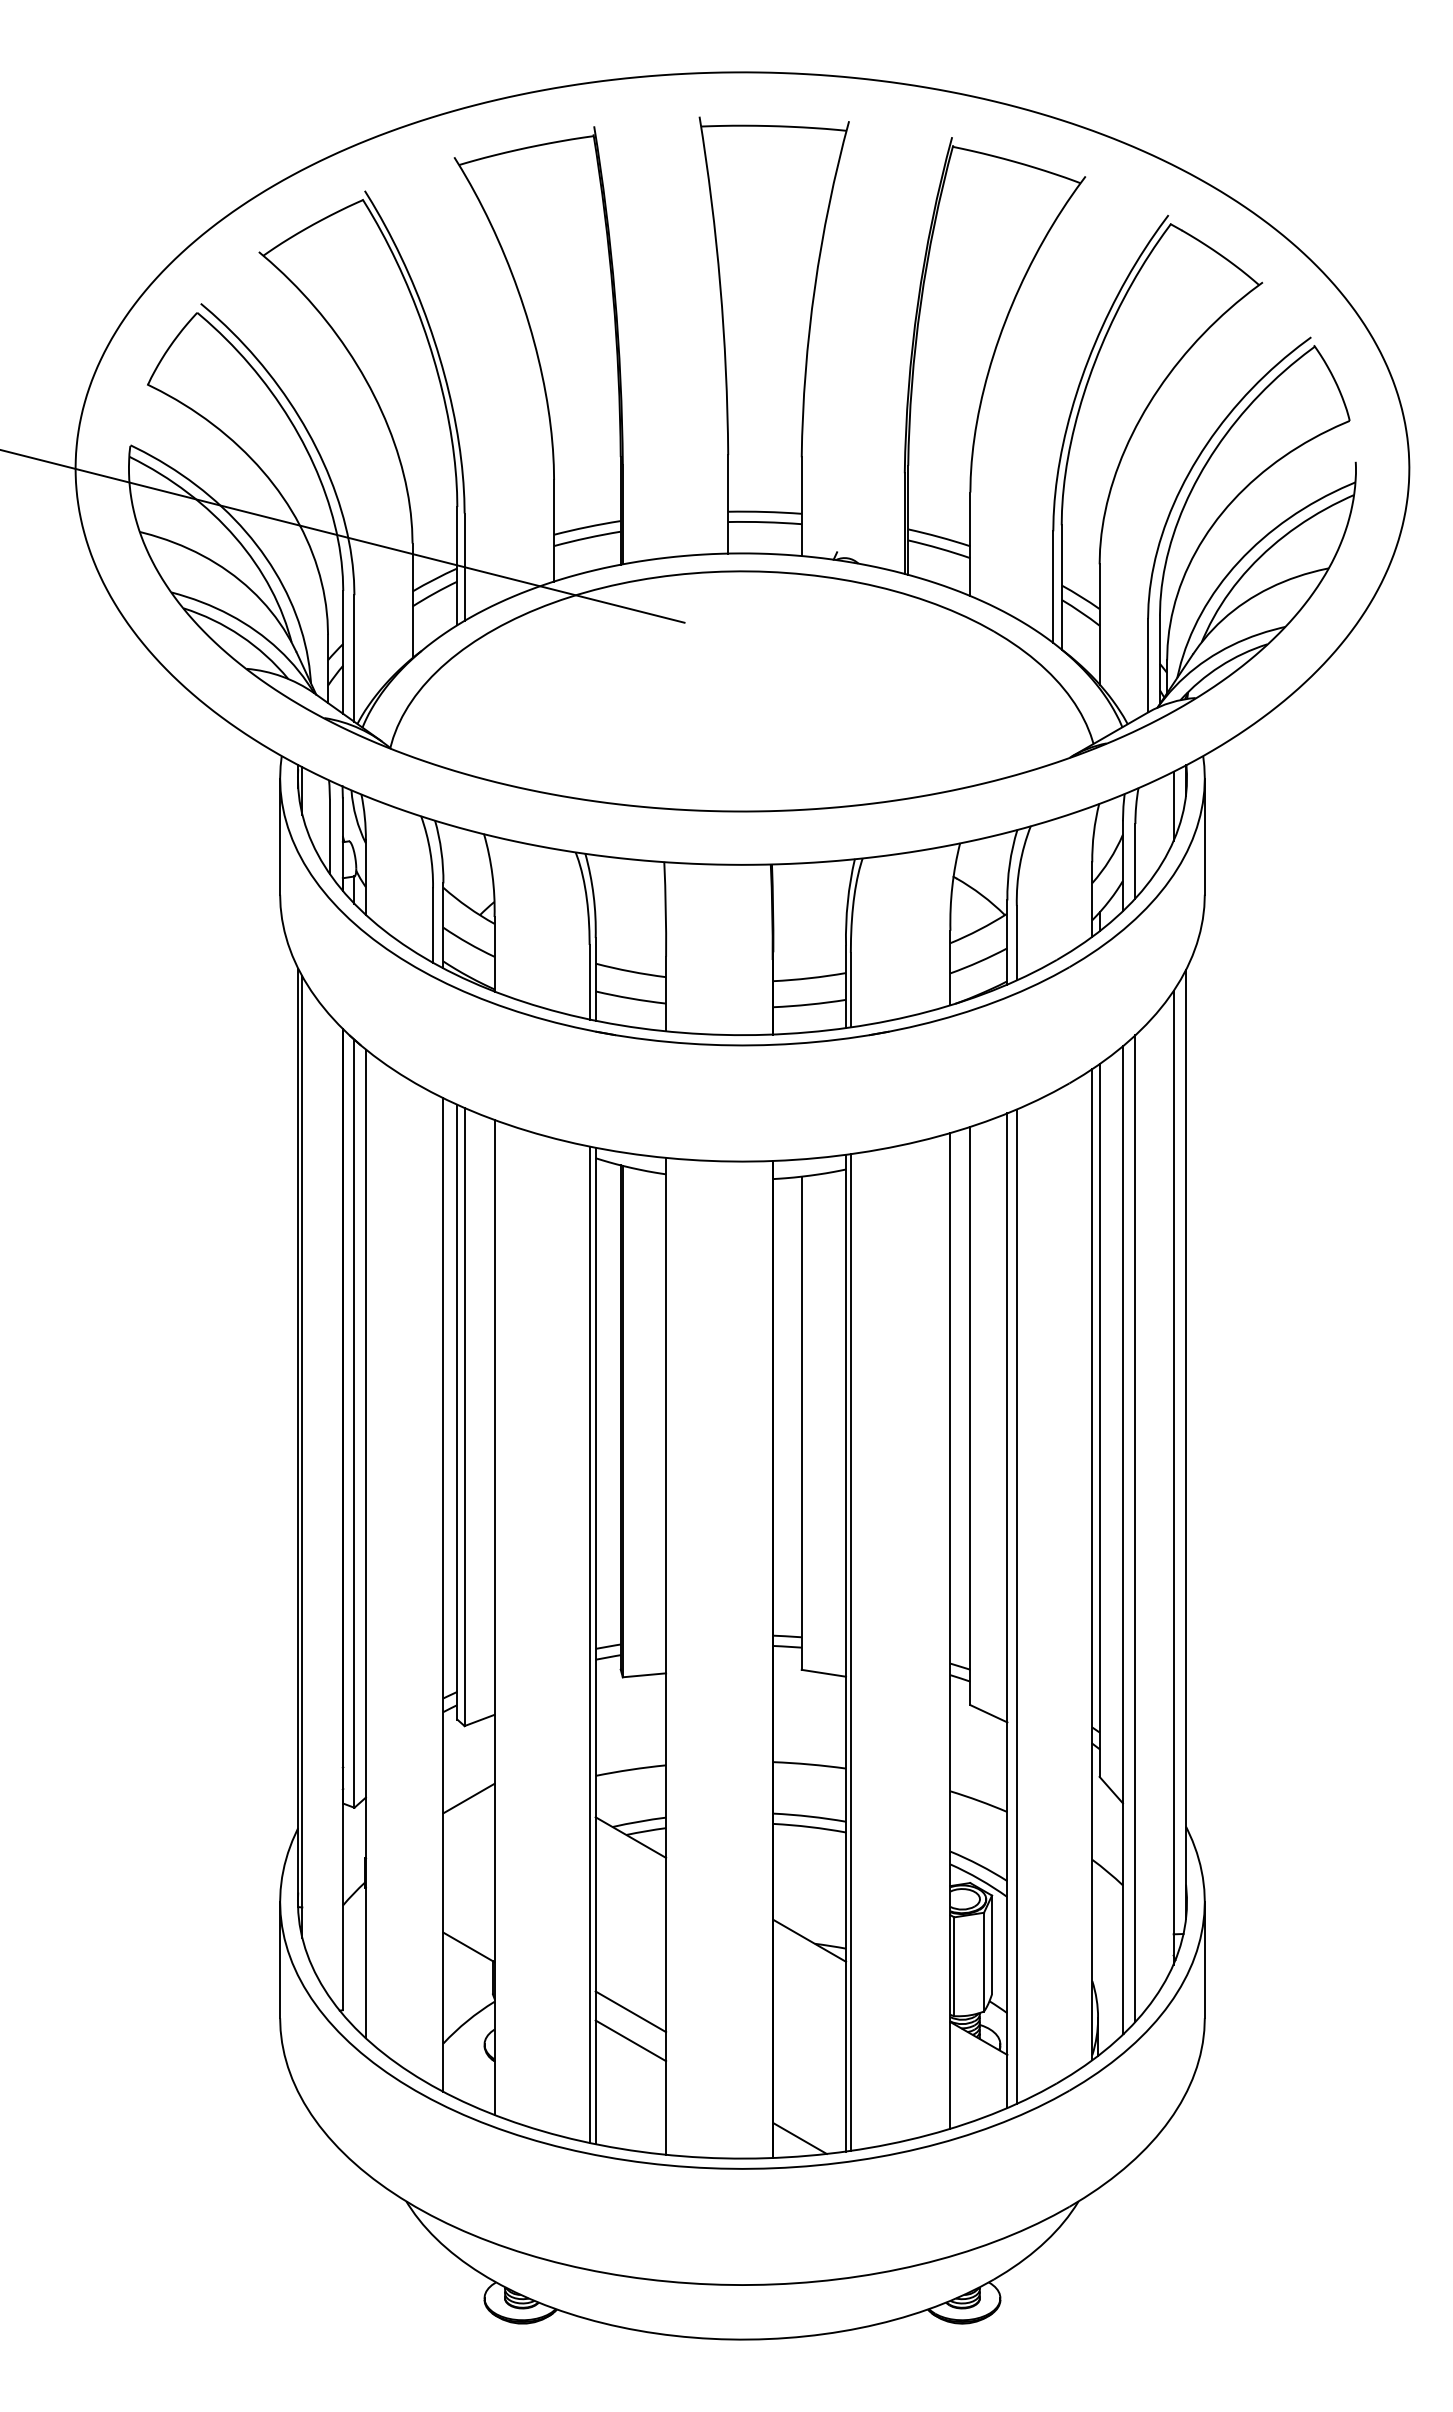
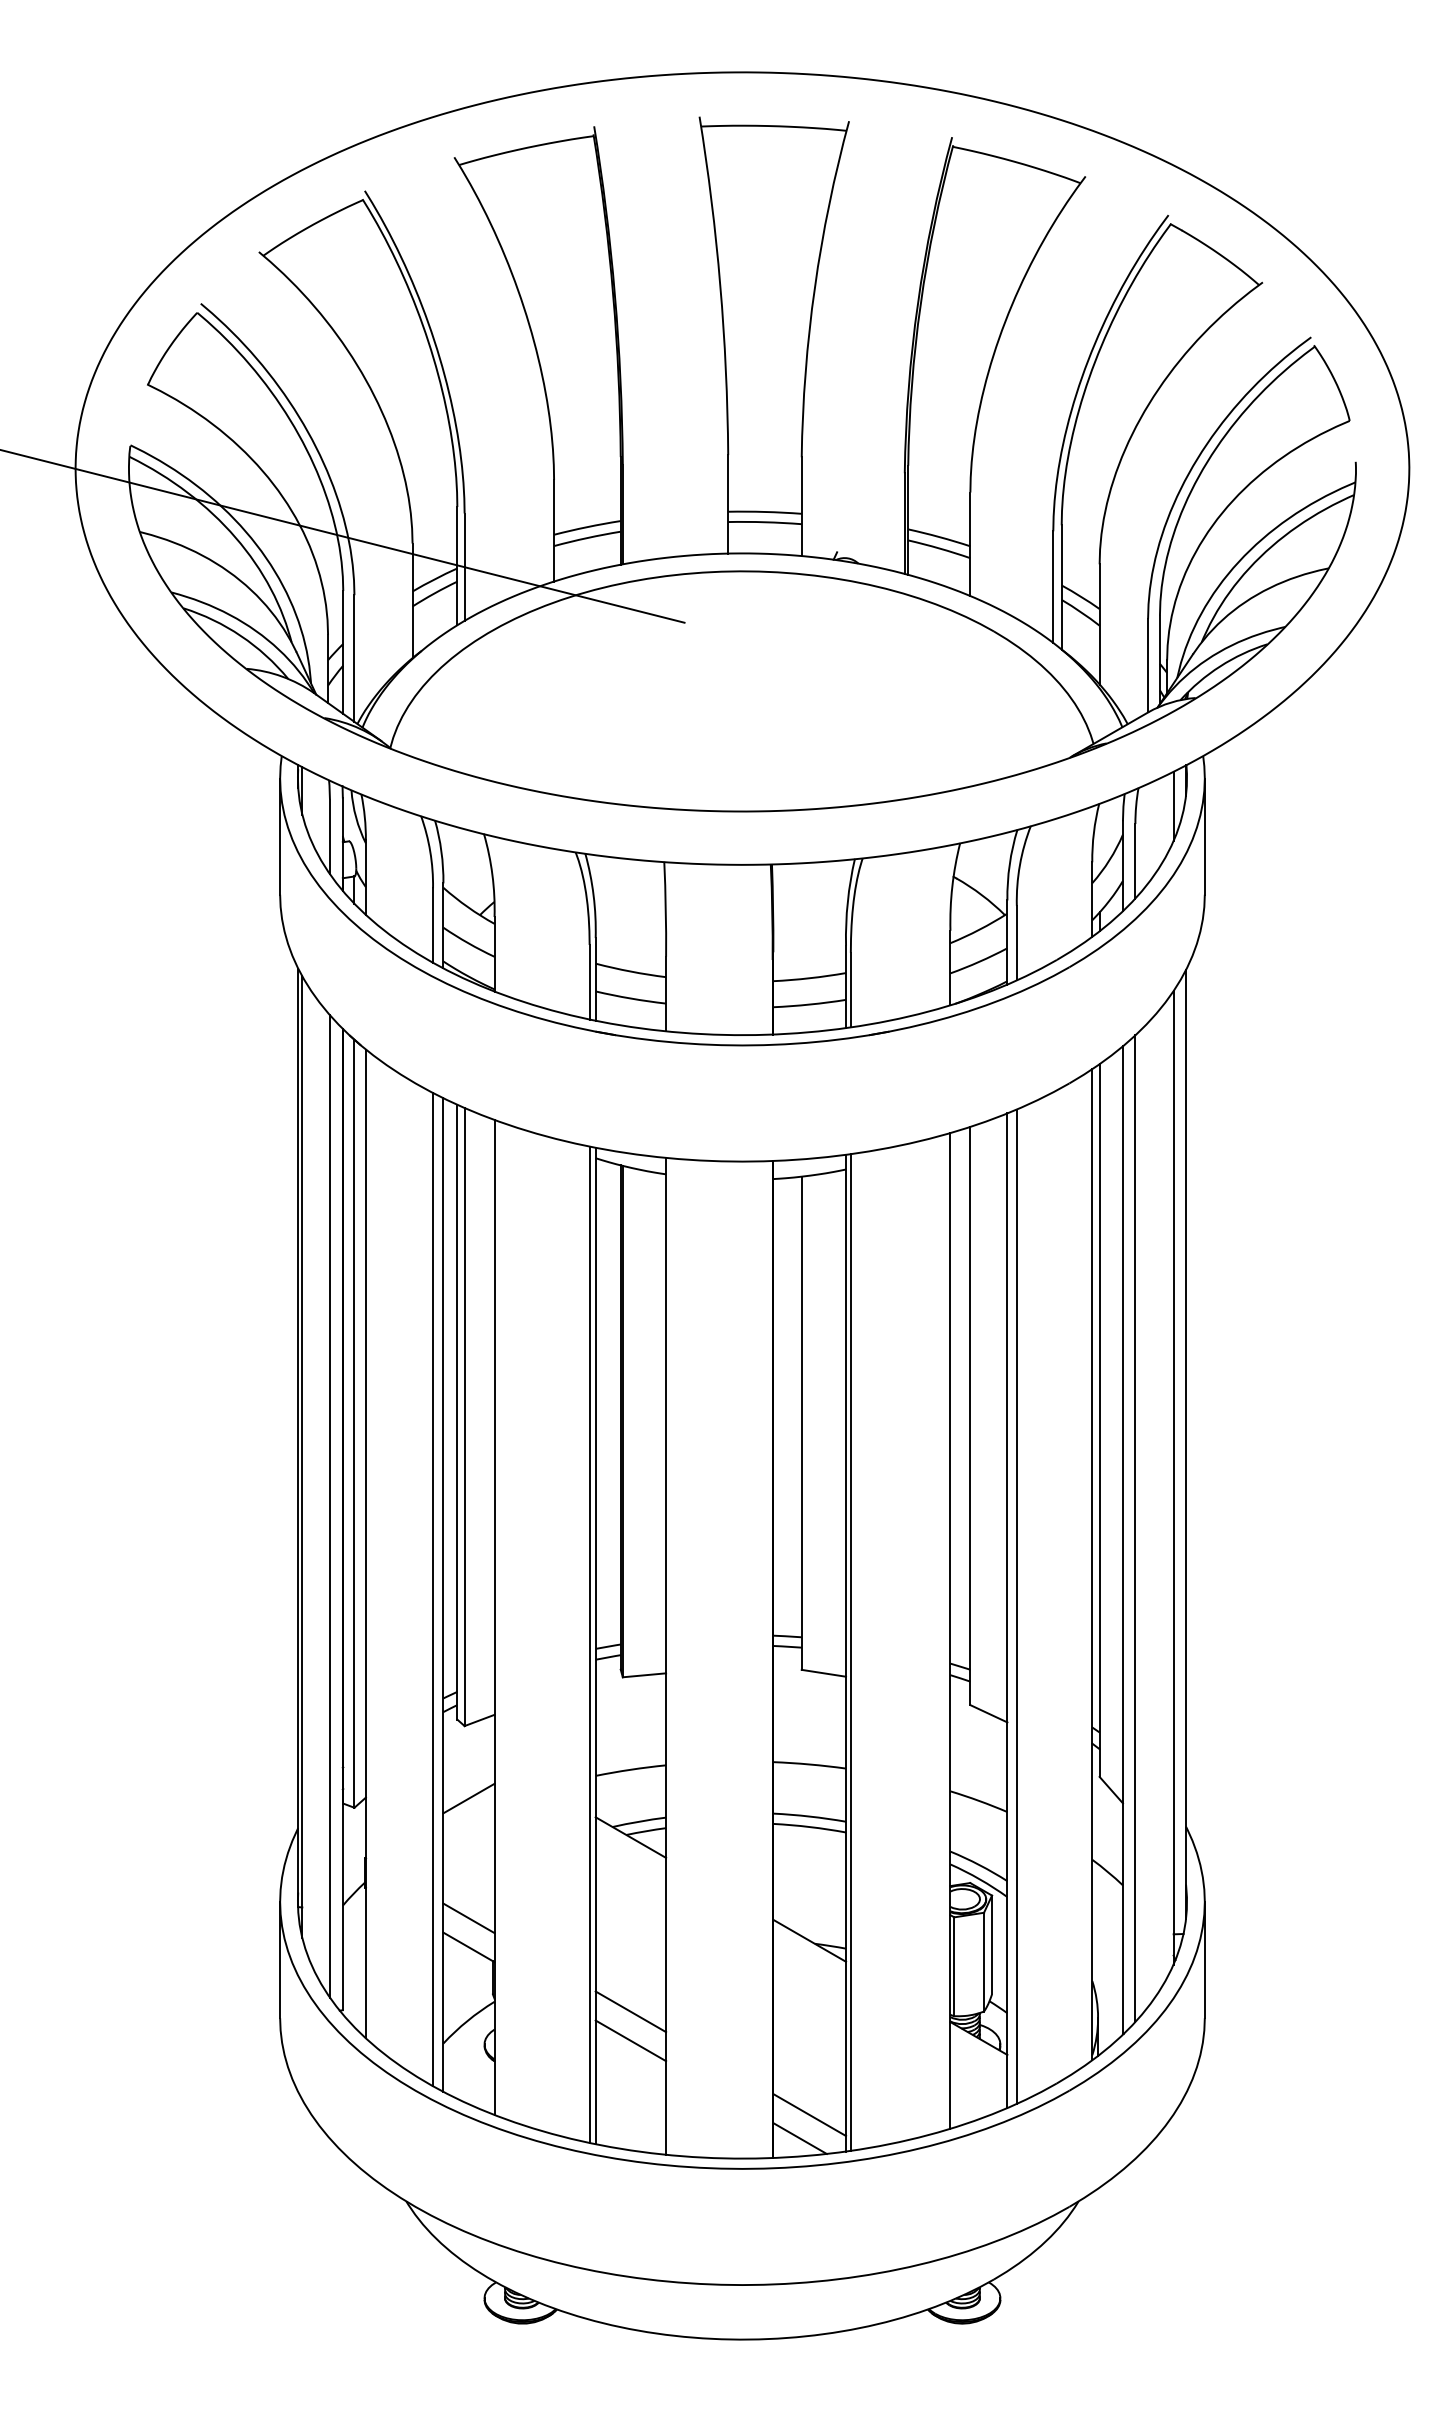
line: none -> present (329, 1506)
line: none -> present (433, 1589)
line: none -> present (468, 1918)
line: none -> present (809, 2115)
